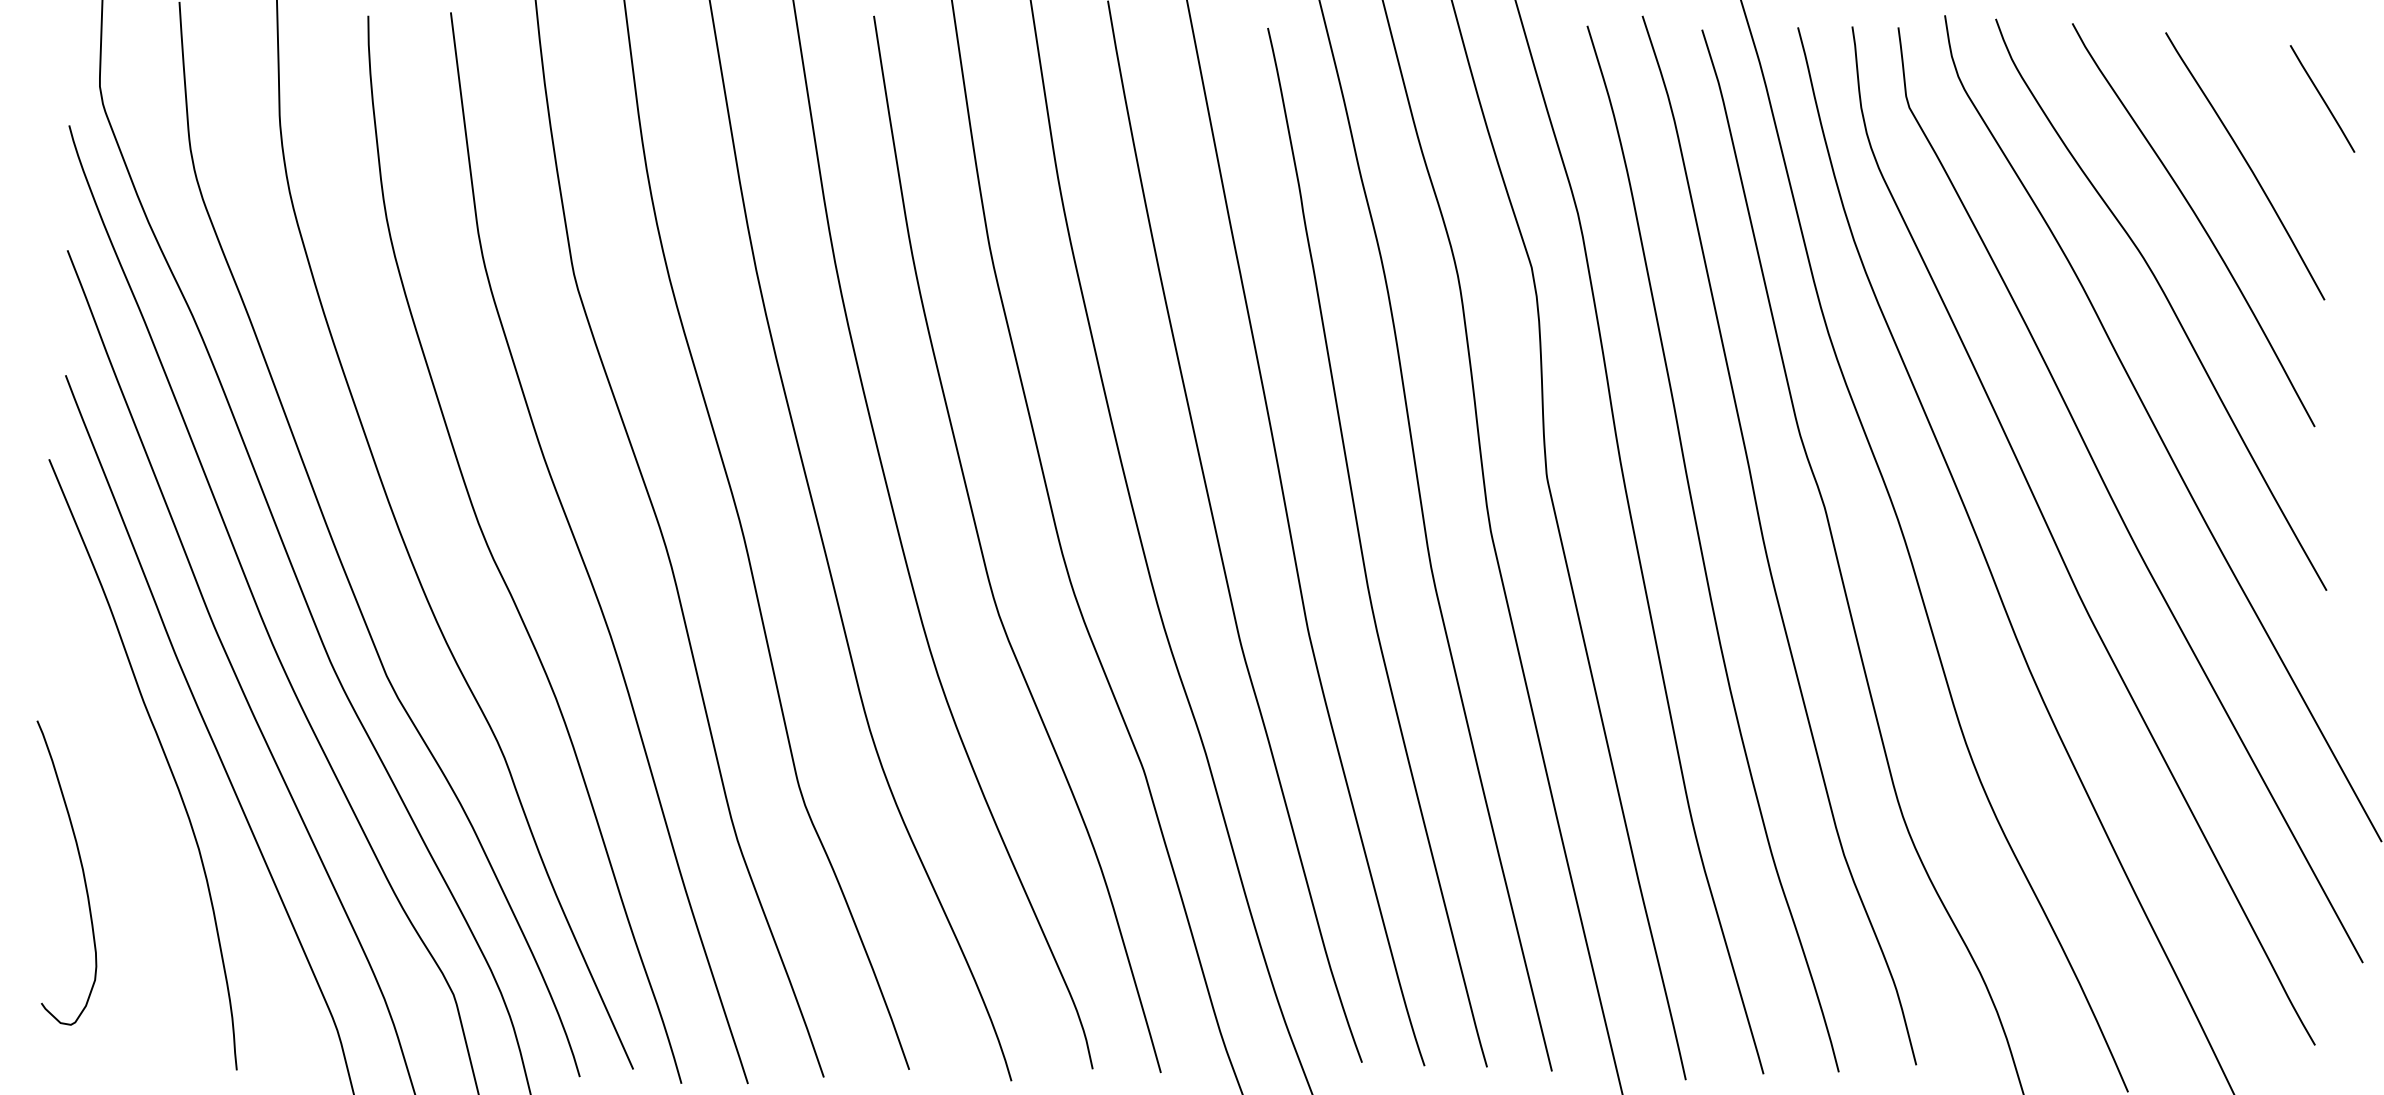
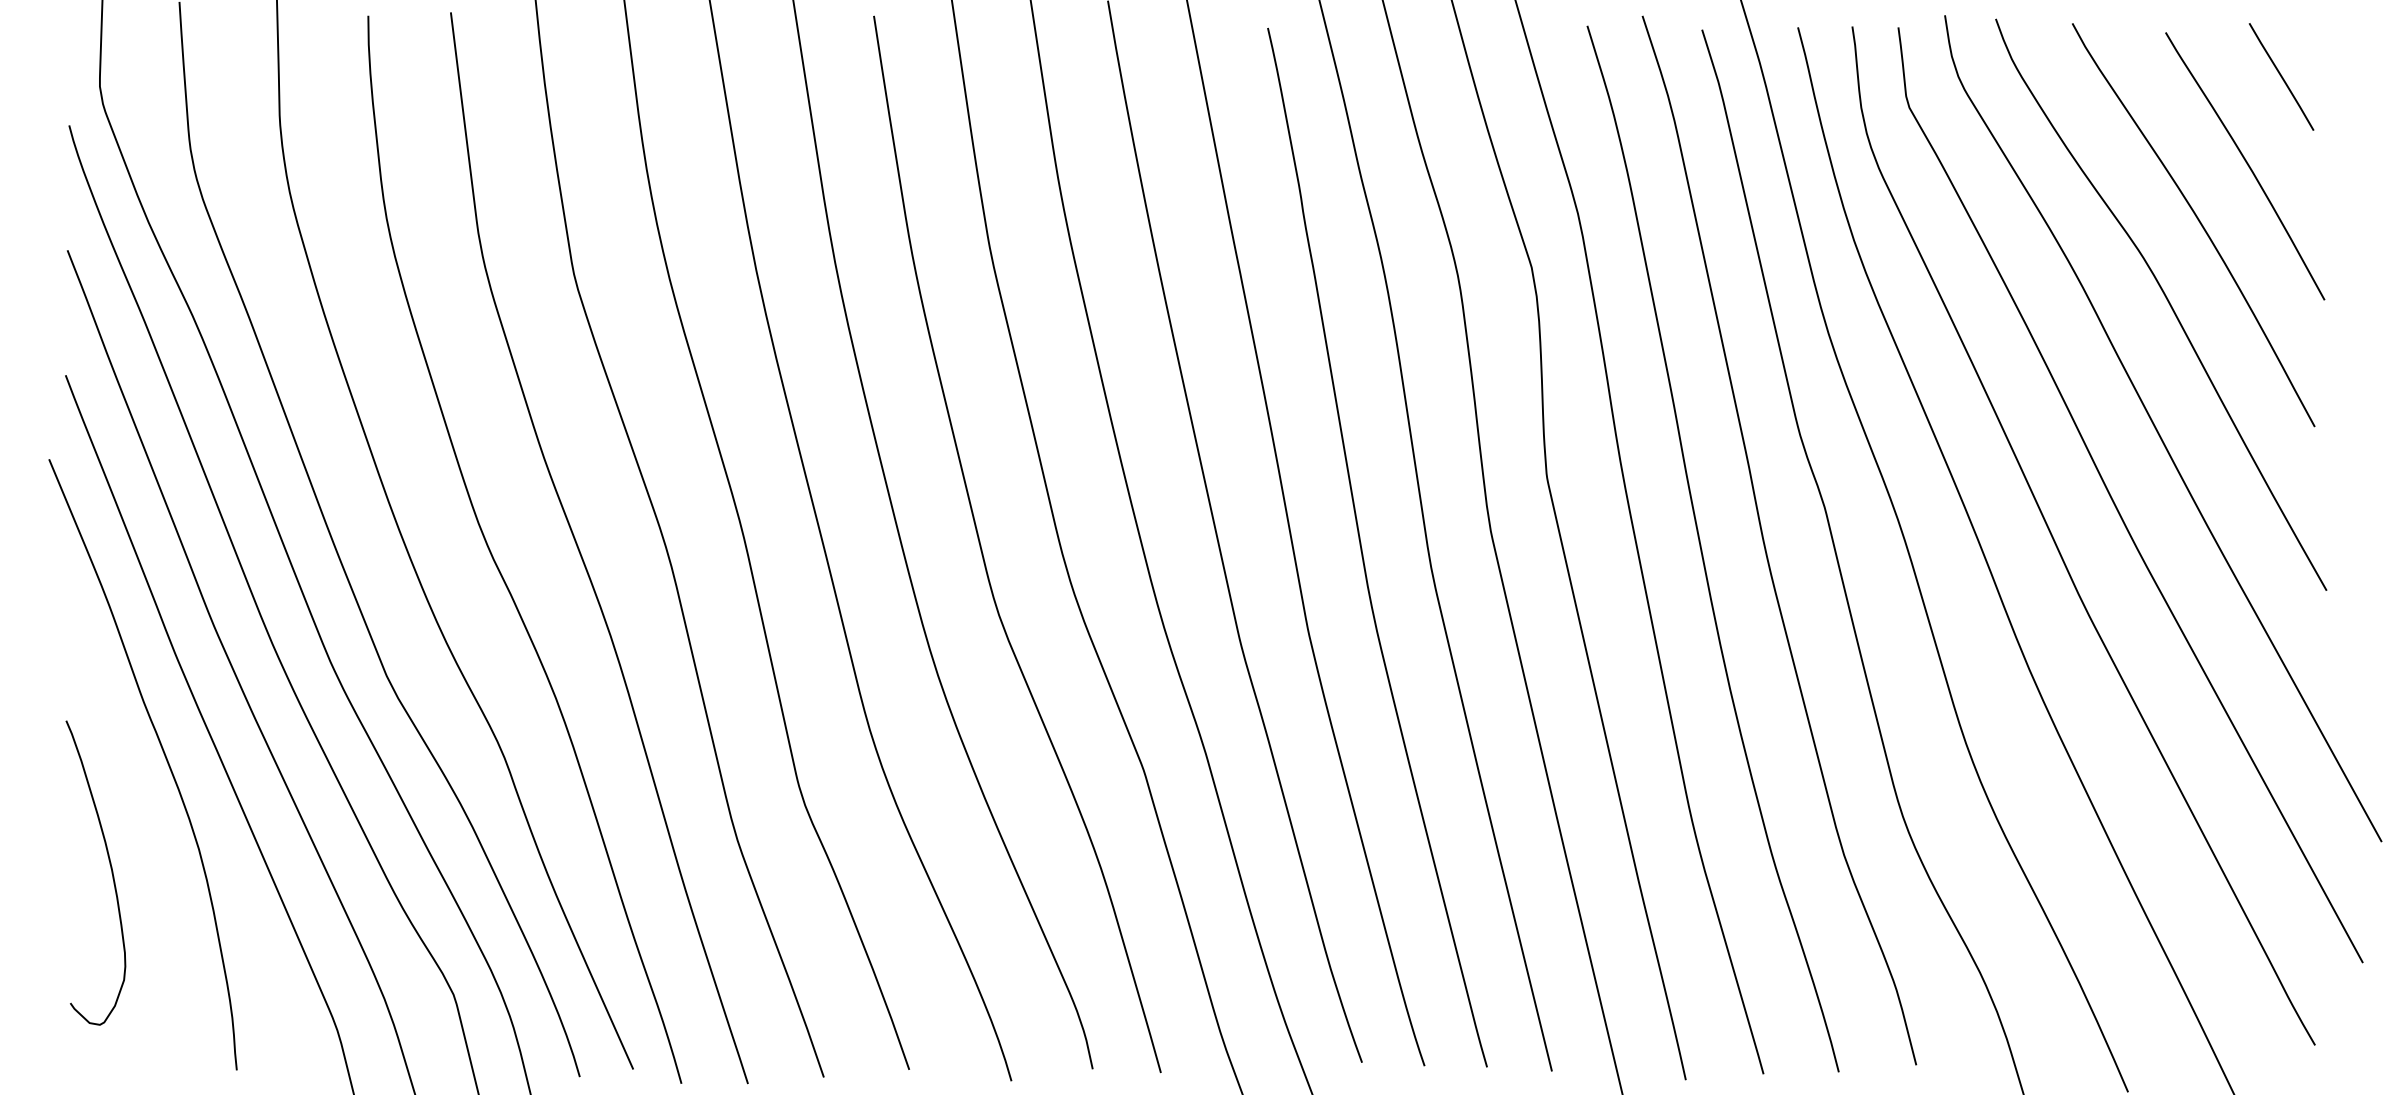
line position: (2322, 98) -> (2281, 76) (2281, 76)
curve position: (81, 868) -> (110, 868) (110, 868)
